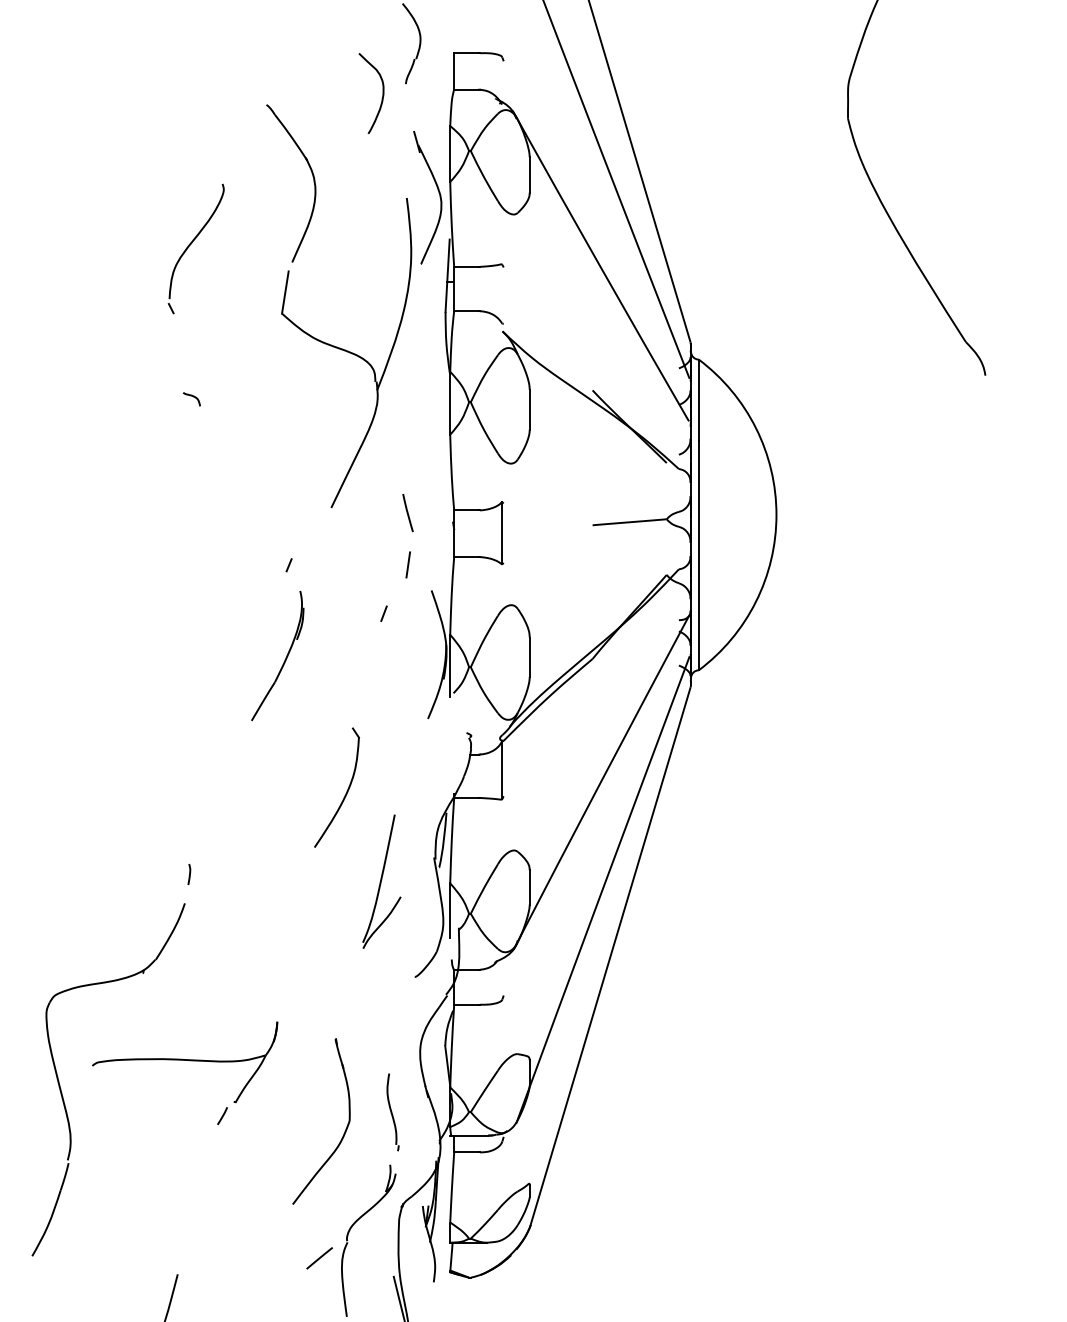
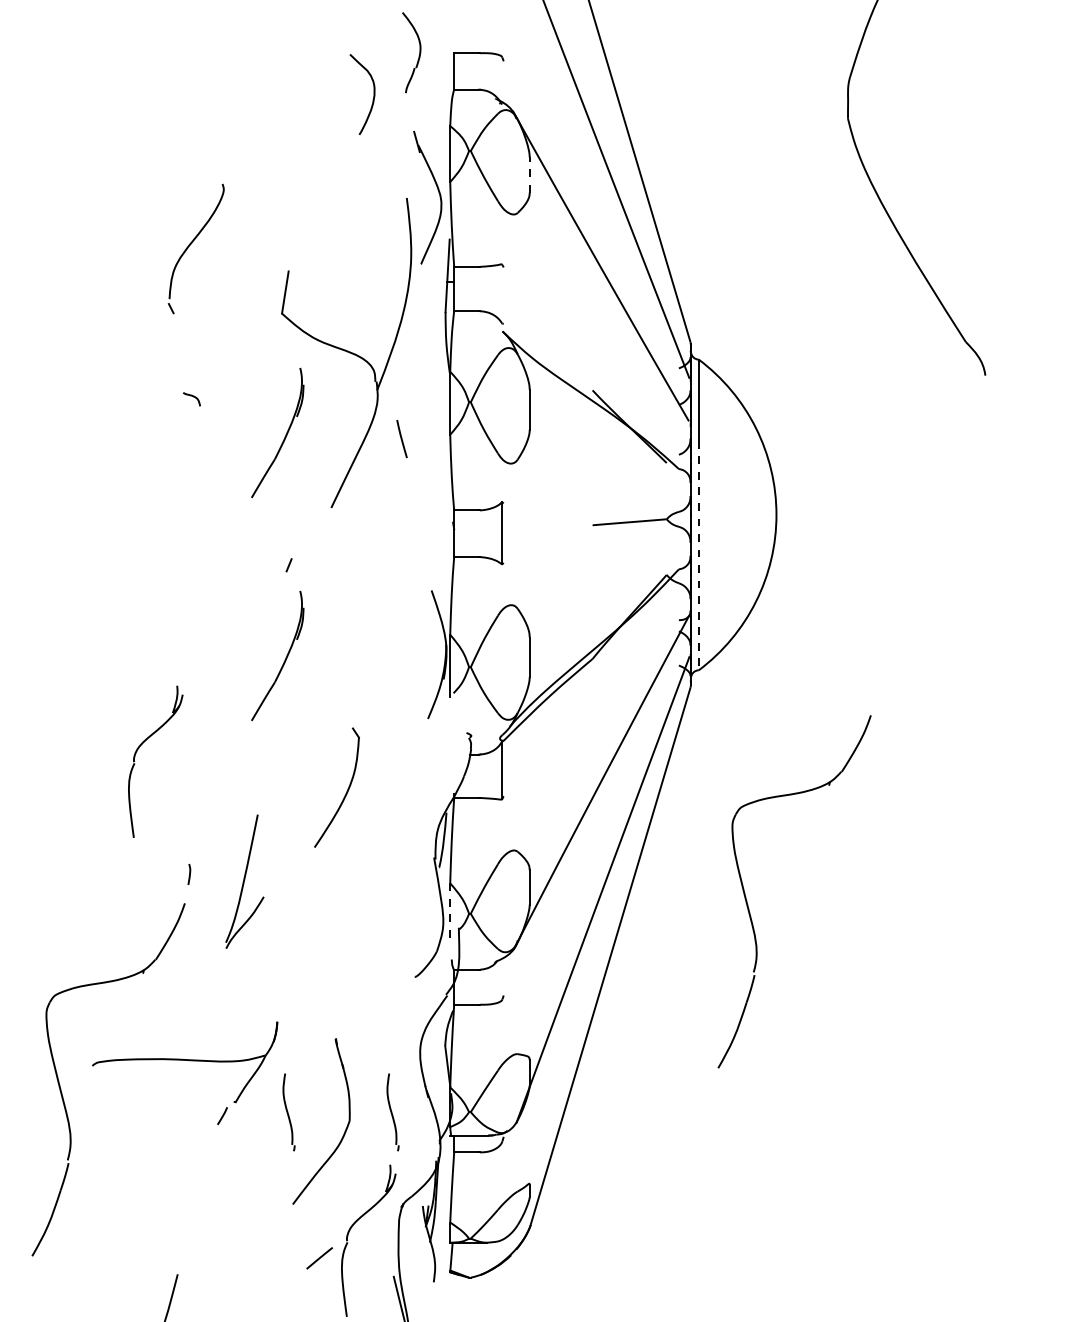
part position: (418, 46) -> (418, 55) (418, 55)
curve position: (382, 93) -> (373, 94) (373, 94)
line: solid -> dashed (529, 175)
part: present -> none (313, 182)
part: none -> present (284, 436)
line position: (407, 513) -> (401, 439) (401, 439)
line: solid -> dashed (698, 555)
line: present -> none (408, 564)
line: present -> none (383, 613)
part: none -> present (135, 763)
part position: (381, 881) -> (244, 881) (244, 881)
part: none -> present (748, 904)
line: solid -> dashed (450, 909)
part: none -> present (288, 1112)
